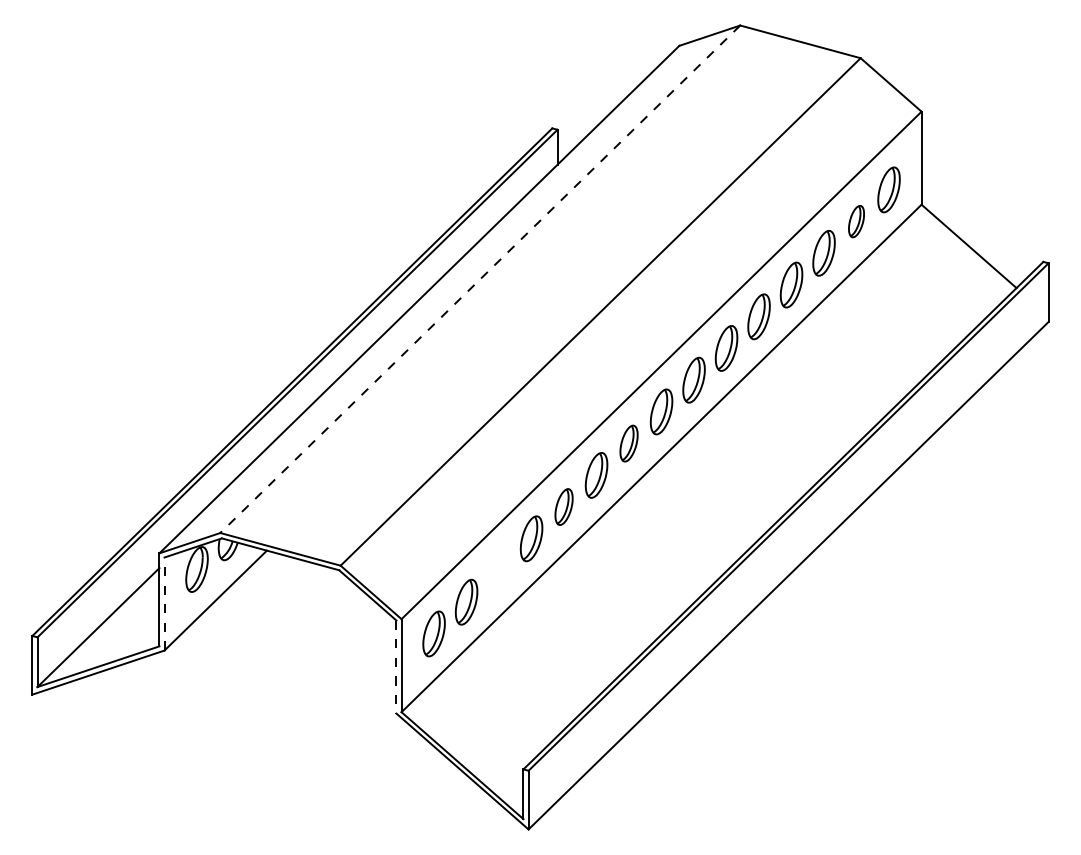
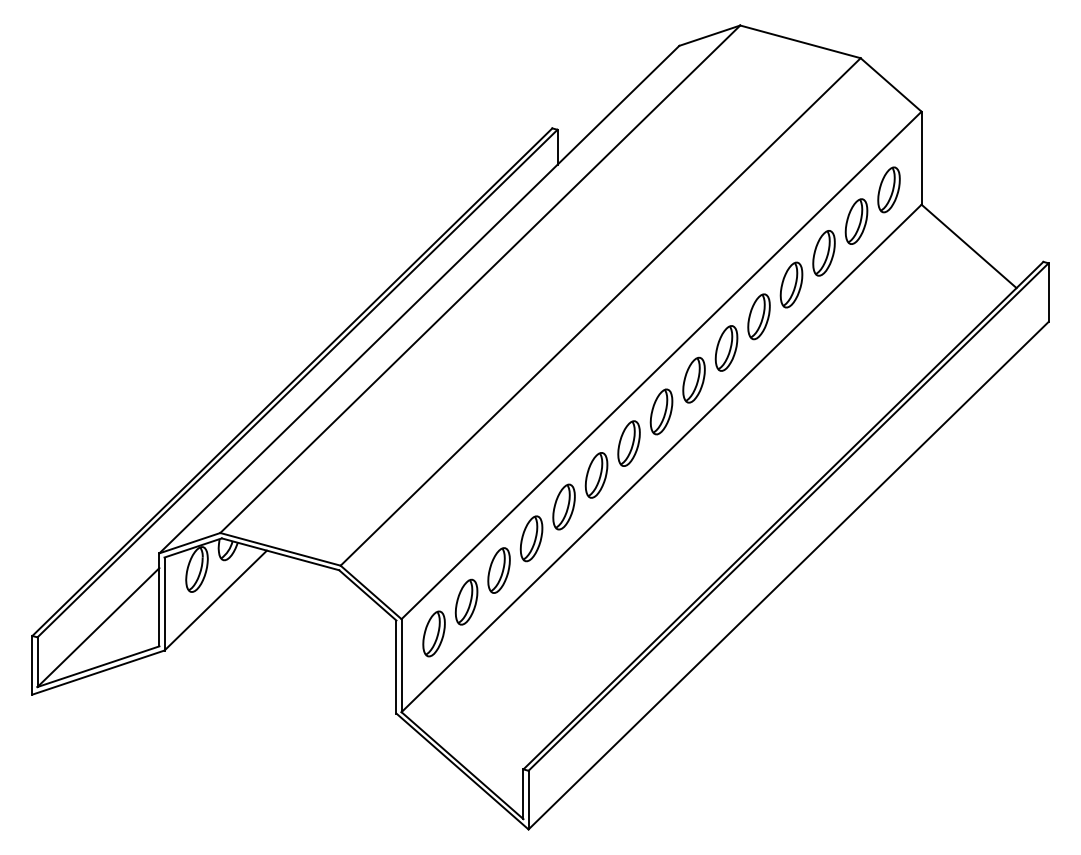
part size: 17x34 px -> 25x47 px (856, 221)
line: dashed -> solid (479, 279)
part size: 20x39 px -> 24x47 px (628, 443)
part size: 20x38 px -> 24x48 px (563, 506)
part: none -> present (498, 570)
line: dashed -> solid (164, 604)
line: dashed -> solid (396, 667)
